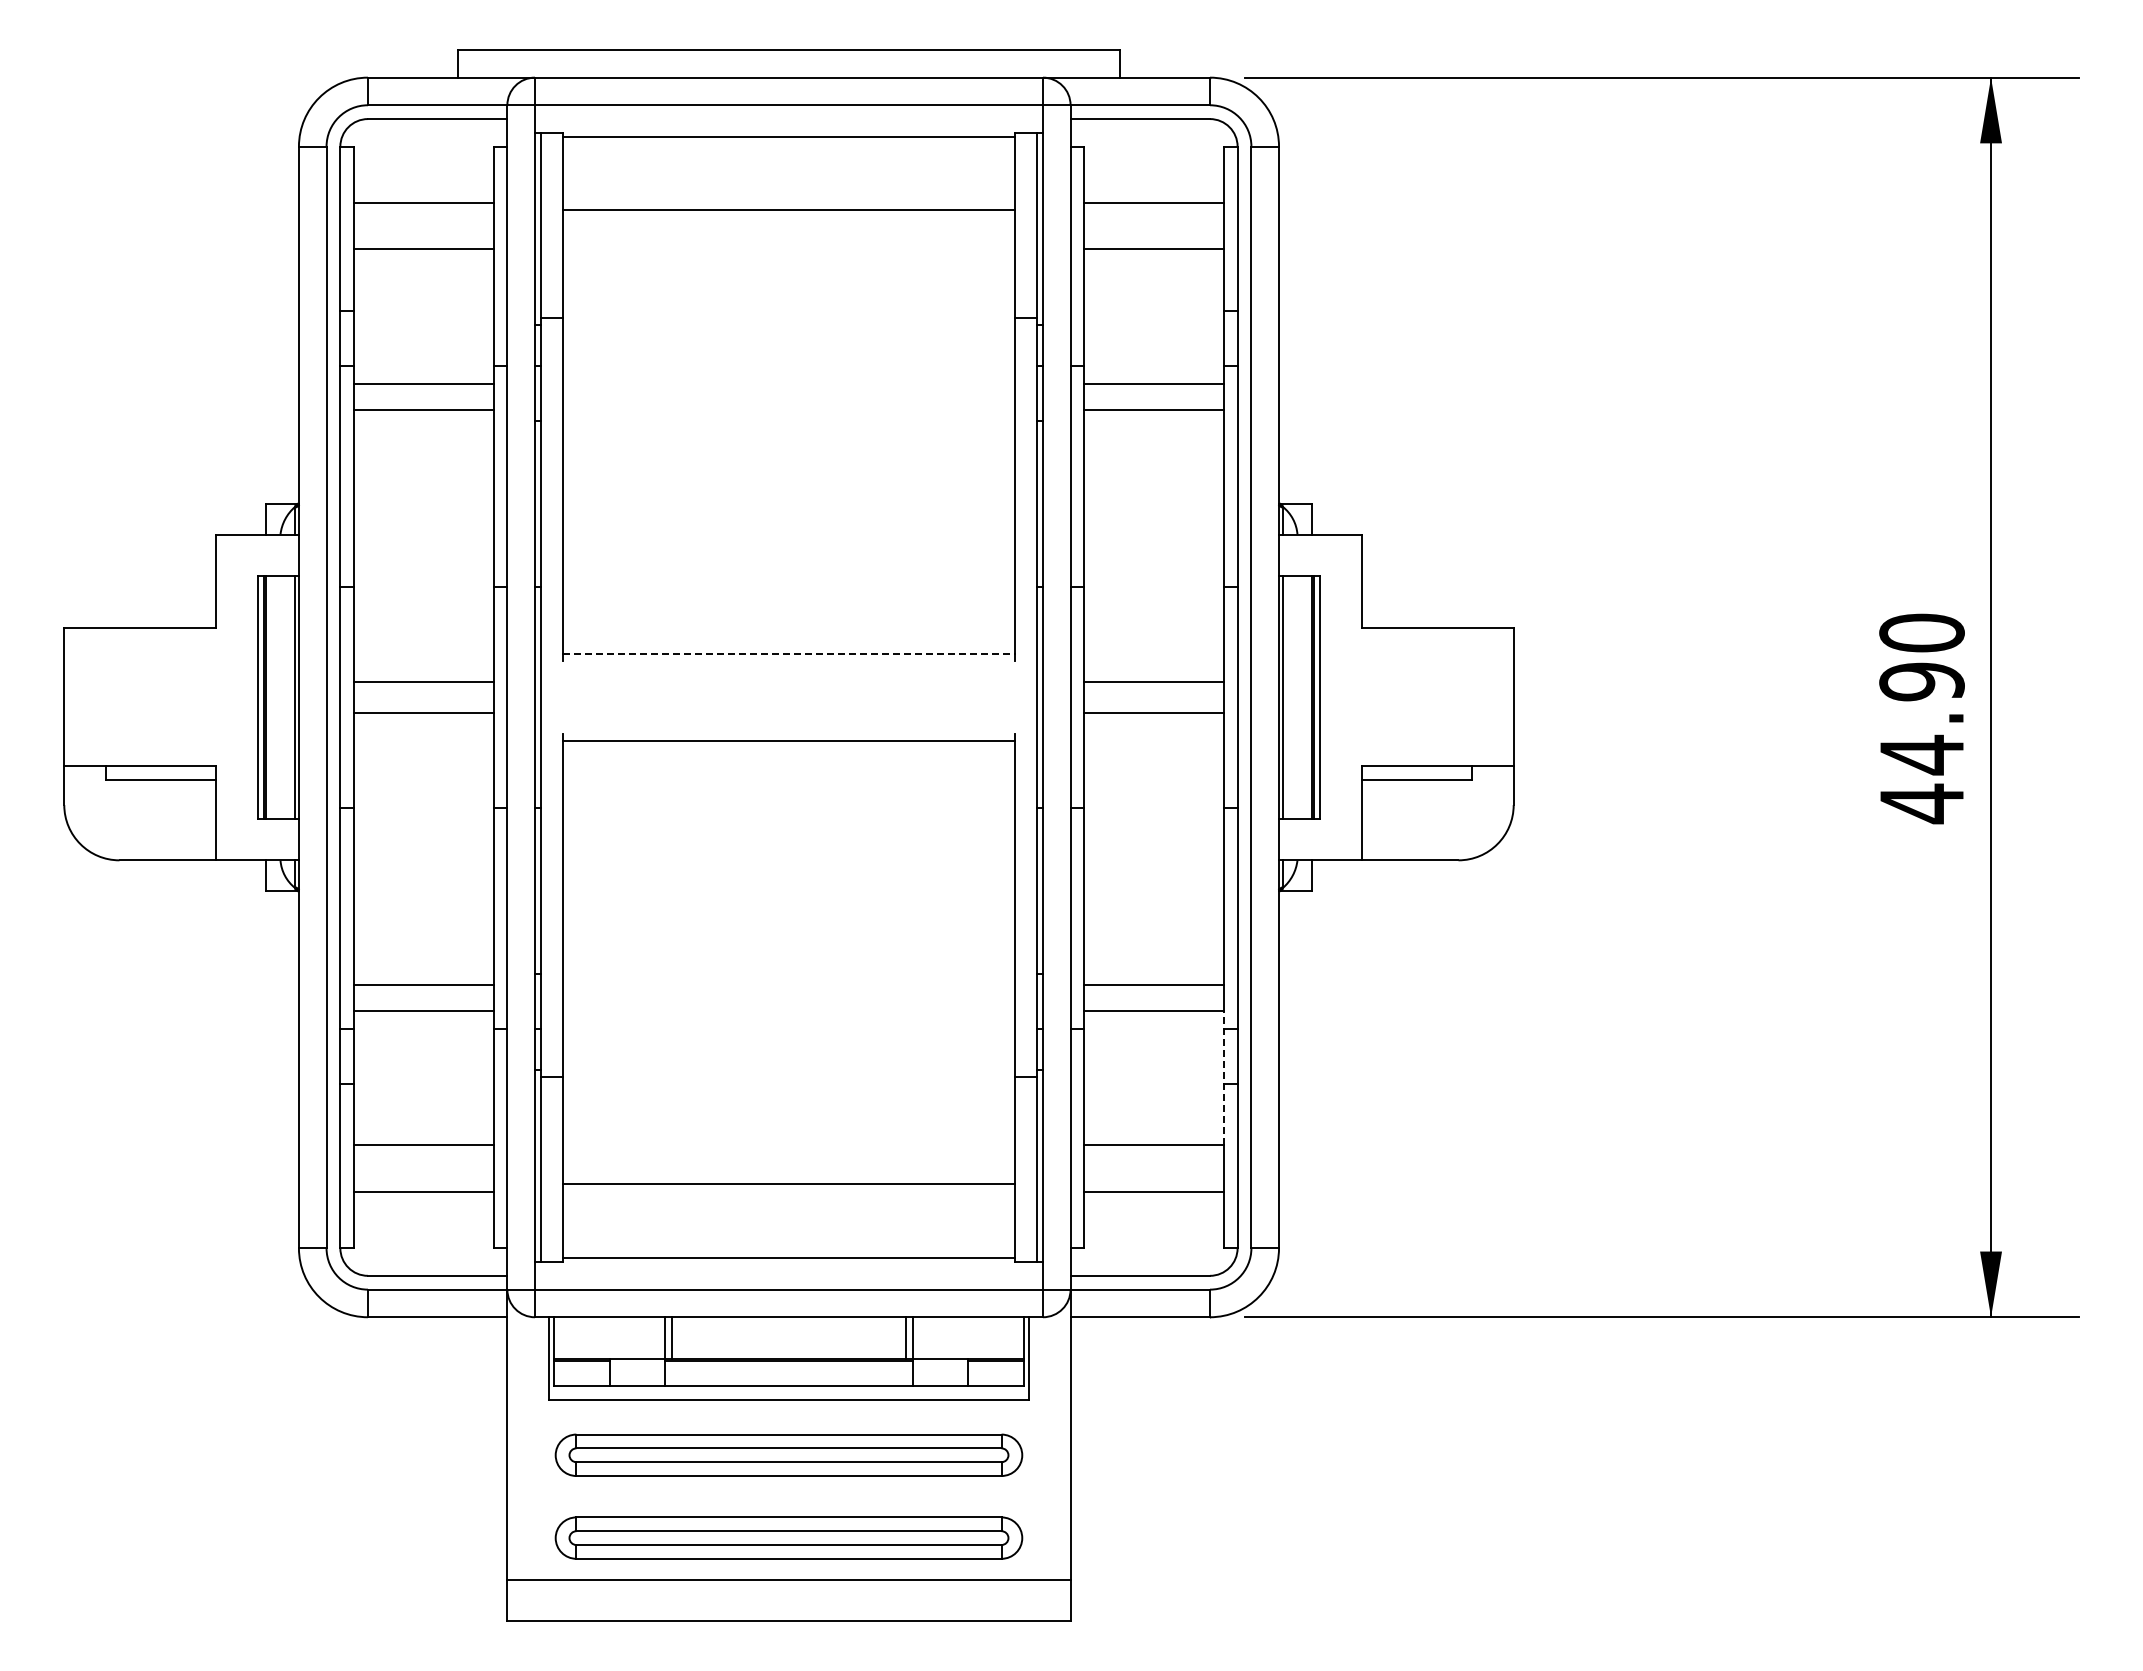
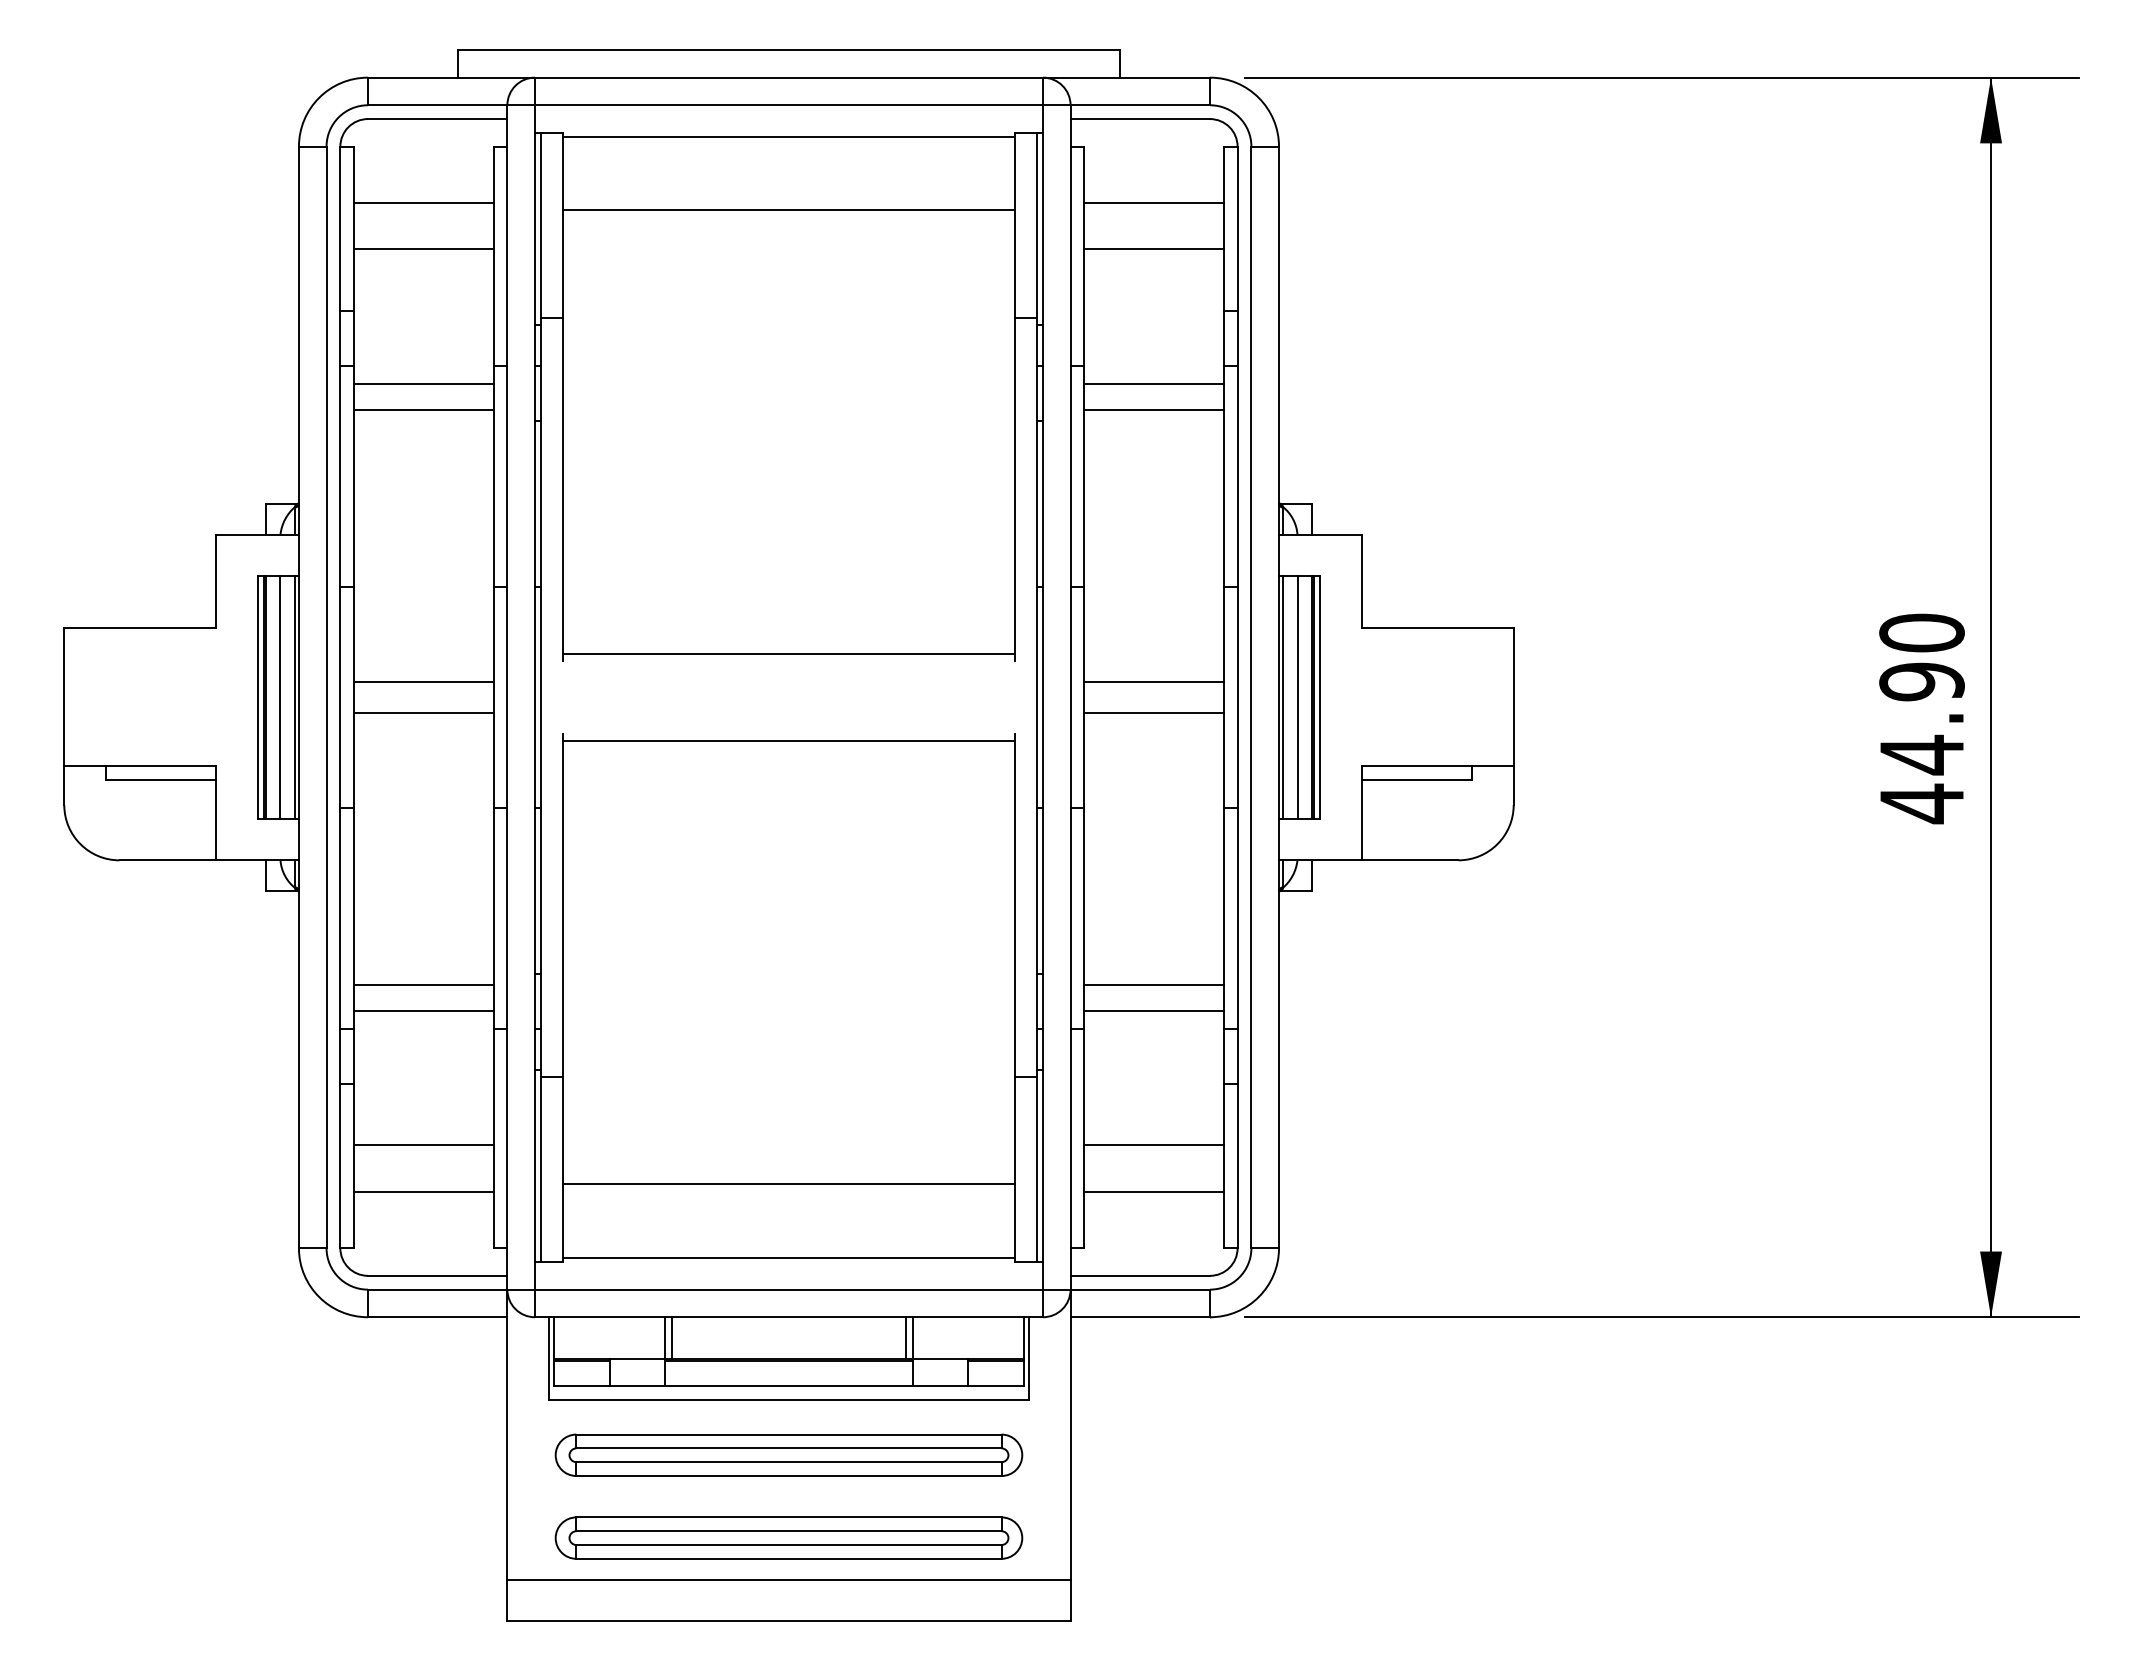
line: dashed -> solid (789, 653)
line: none -> present (279, 696)
line: none -> present (1298, 696)
line: dashed -> solid (1223, 1077)
